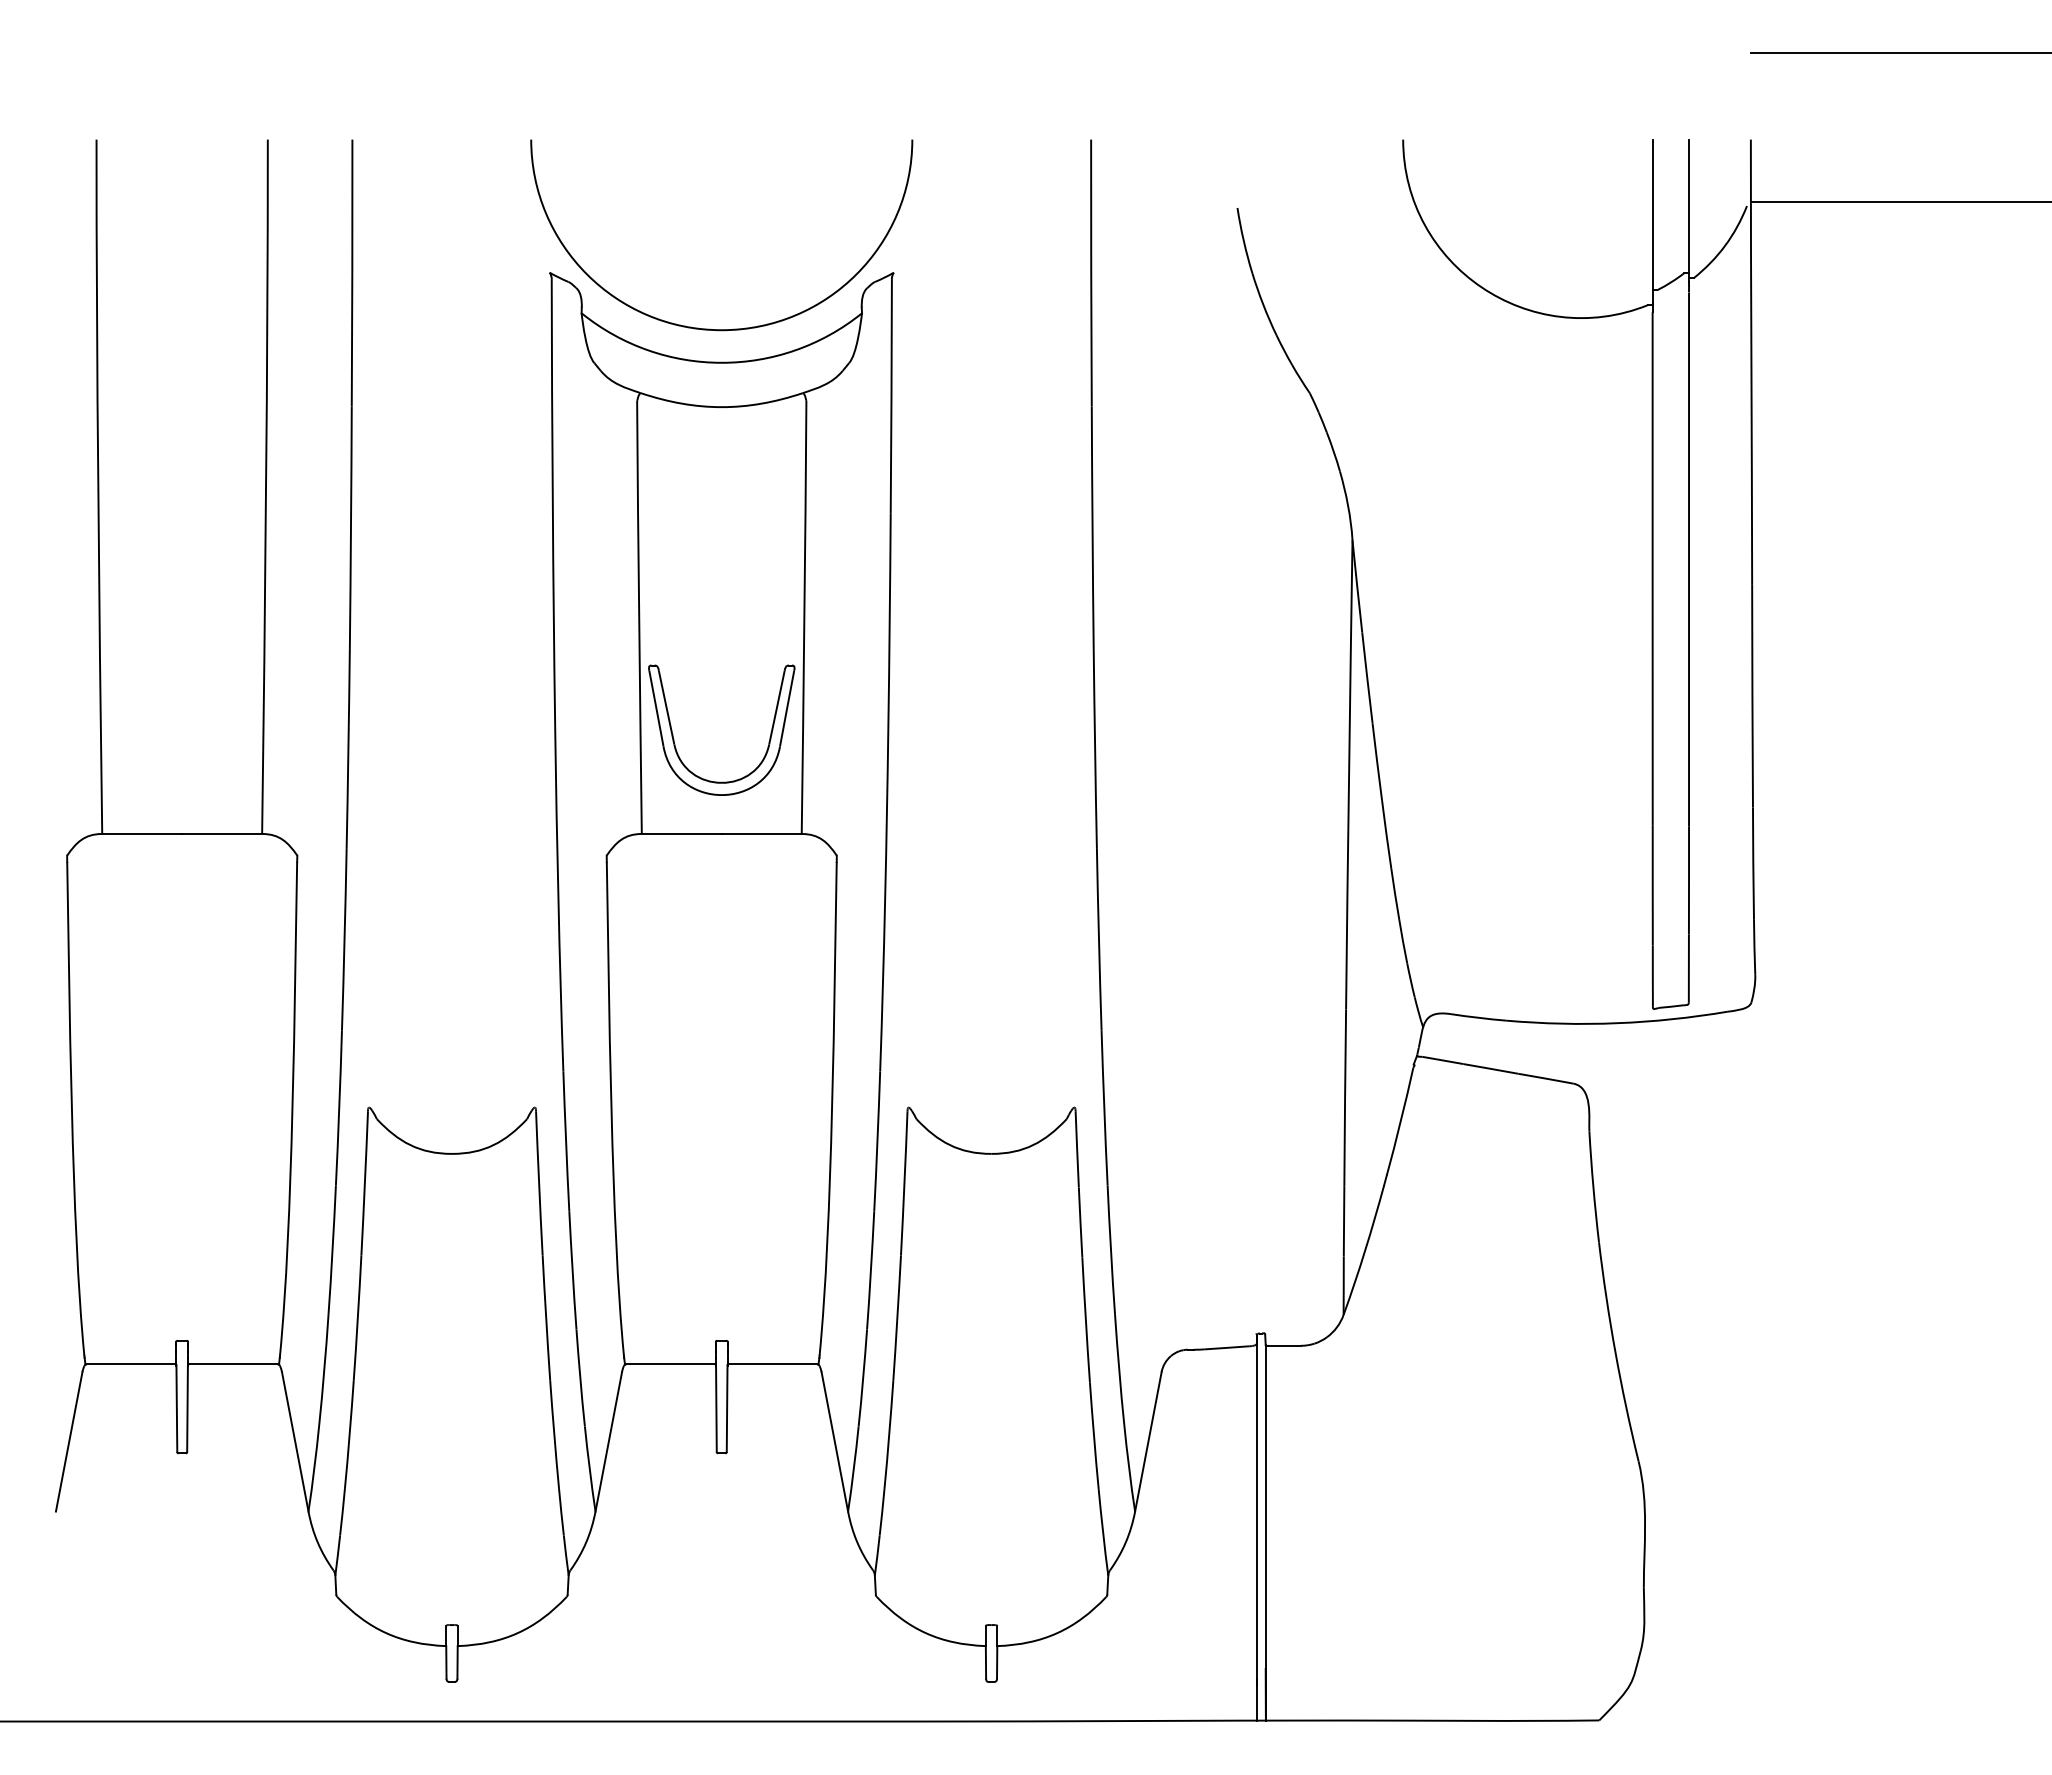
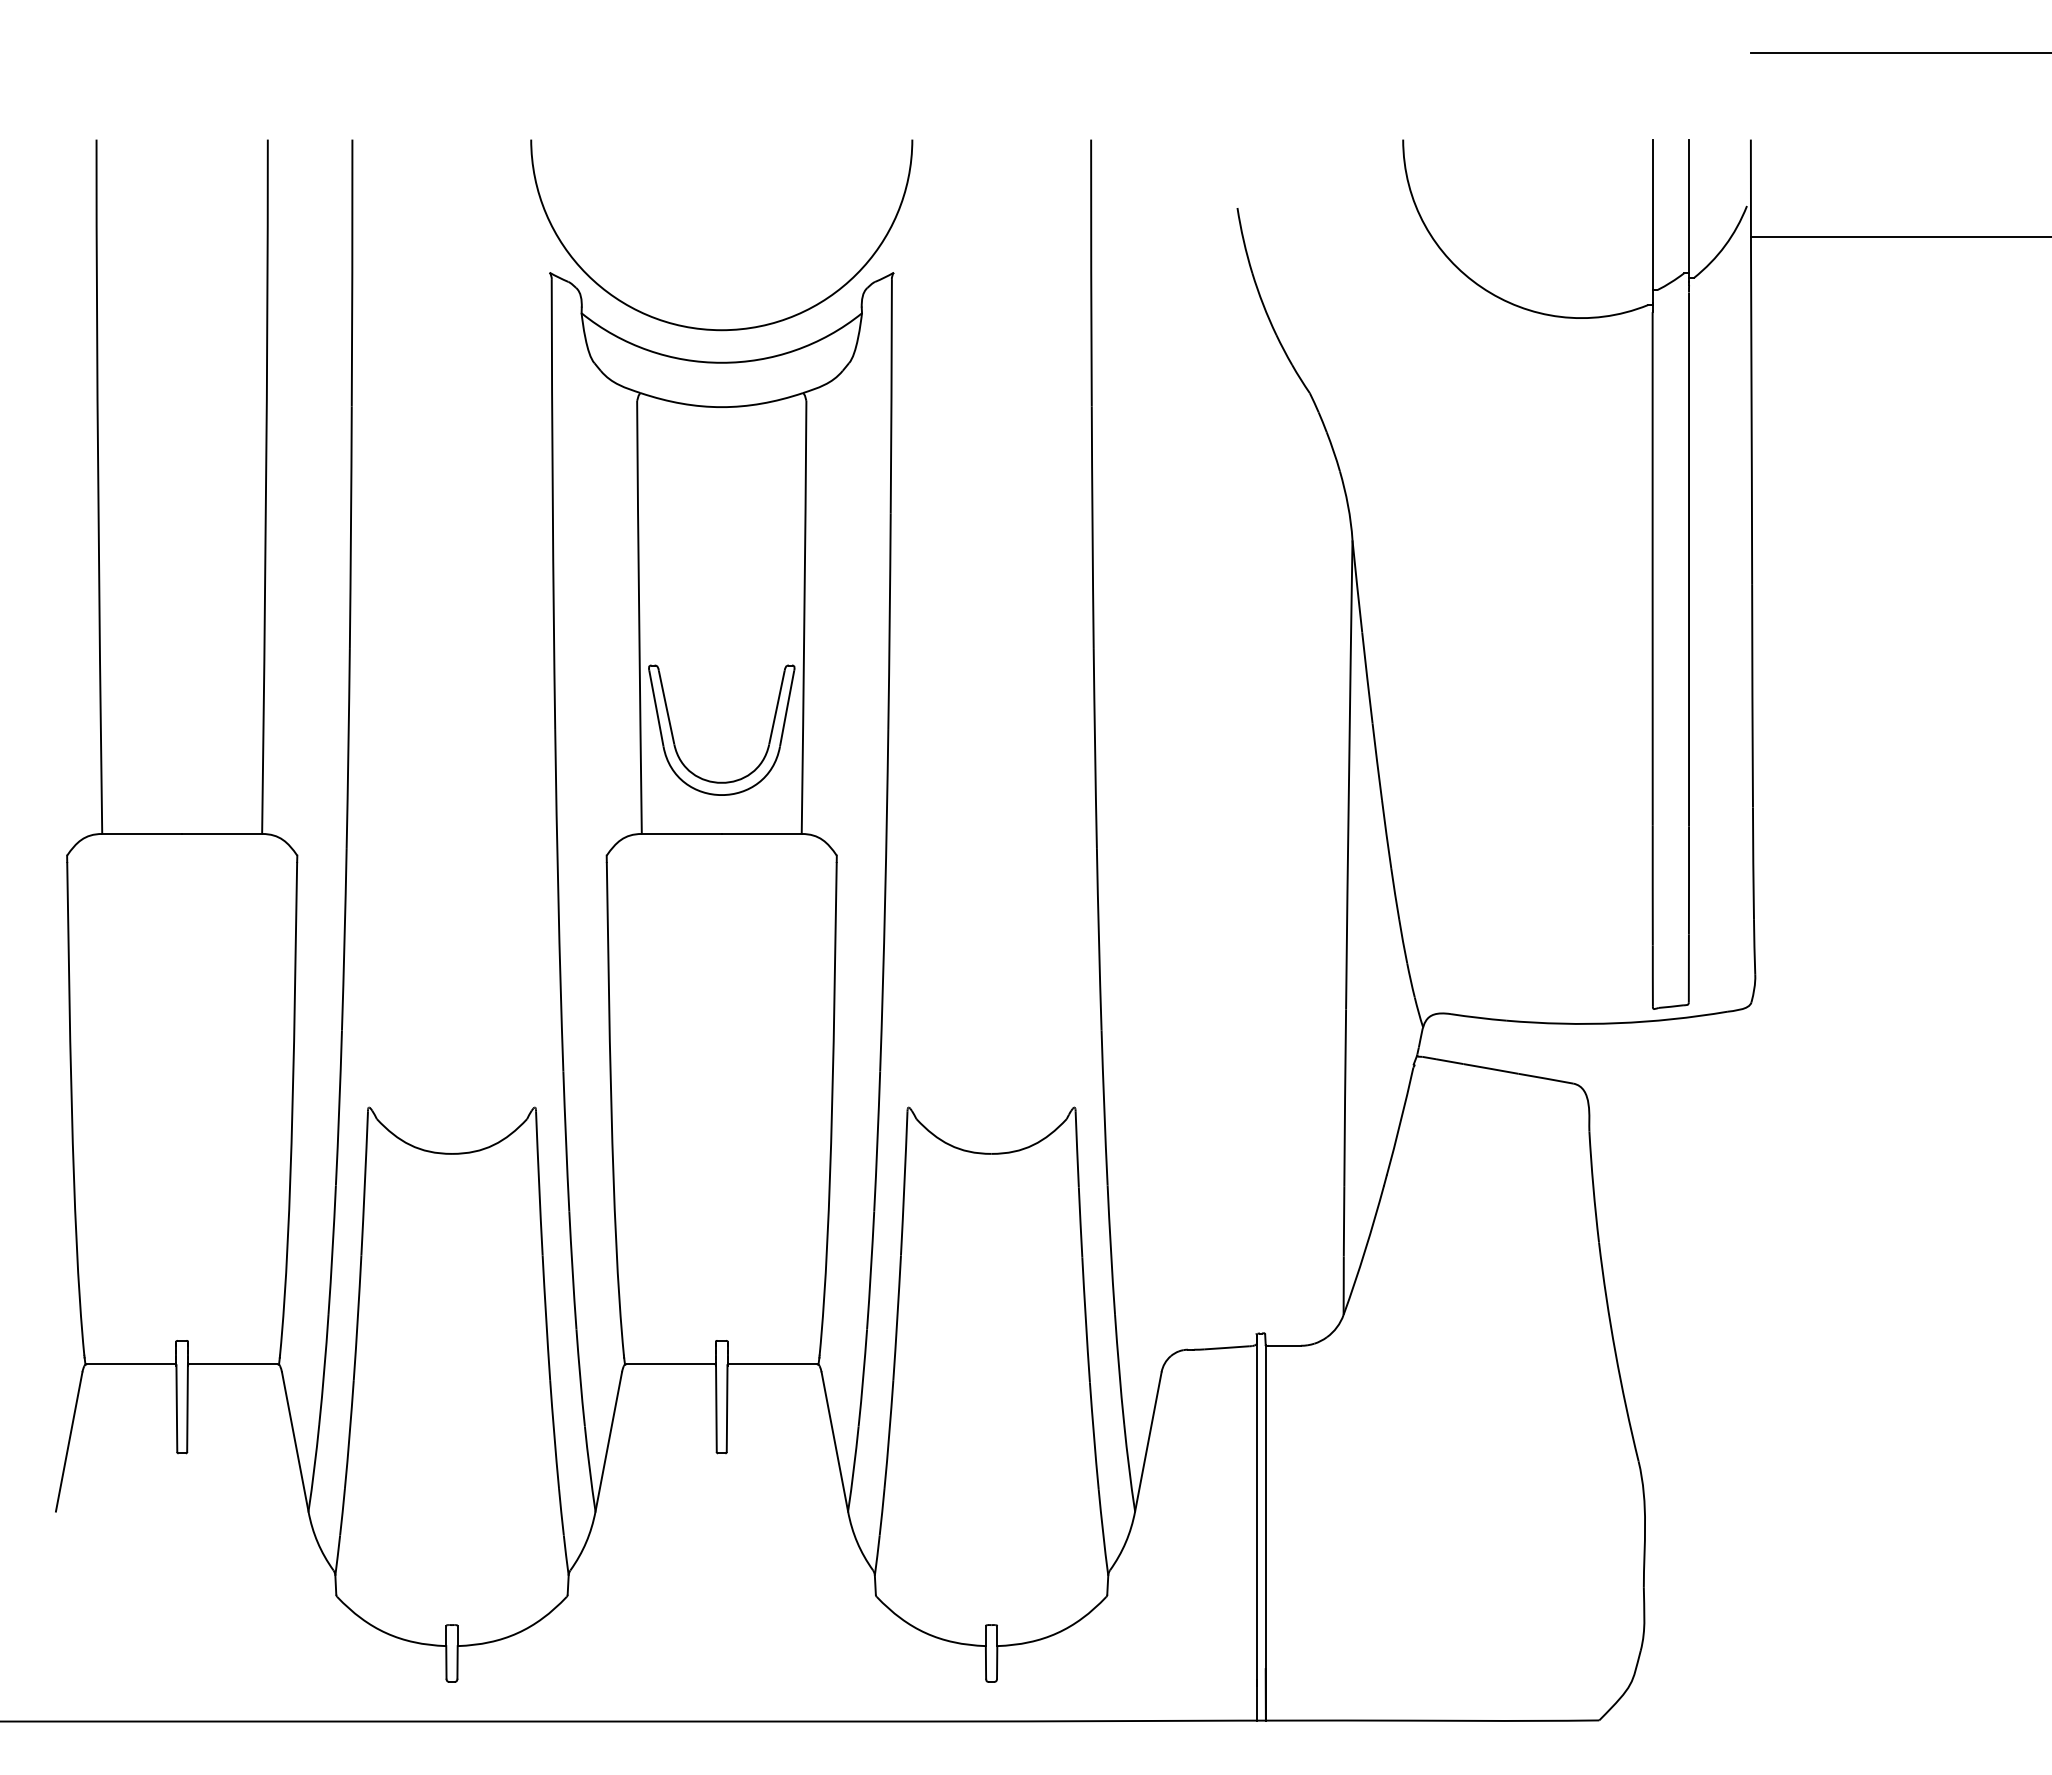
line position: (1899, 201) -> (1899, 236) (1899, 236)
